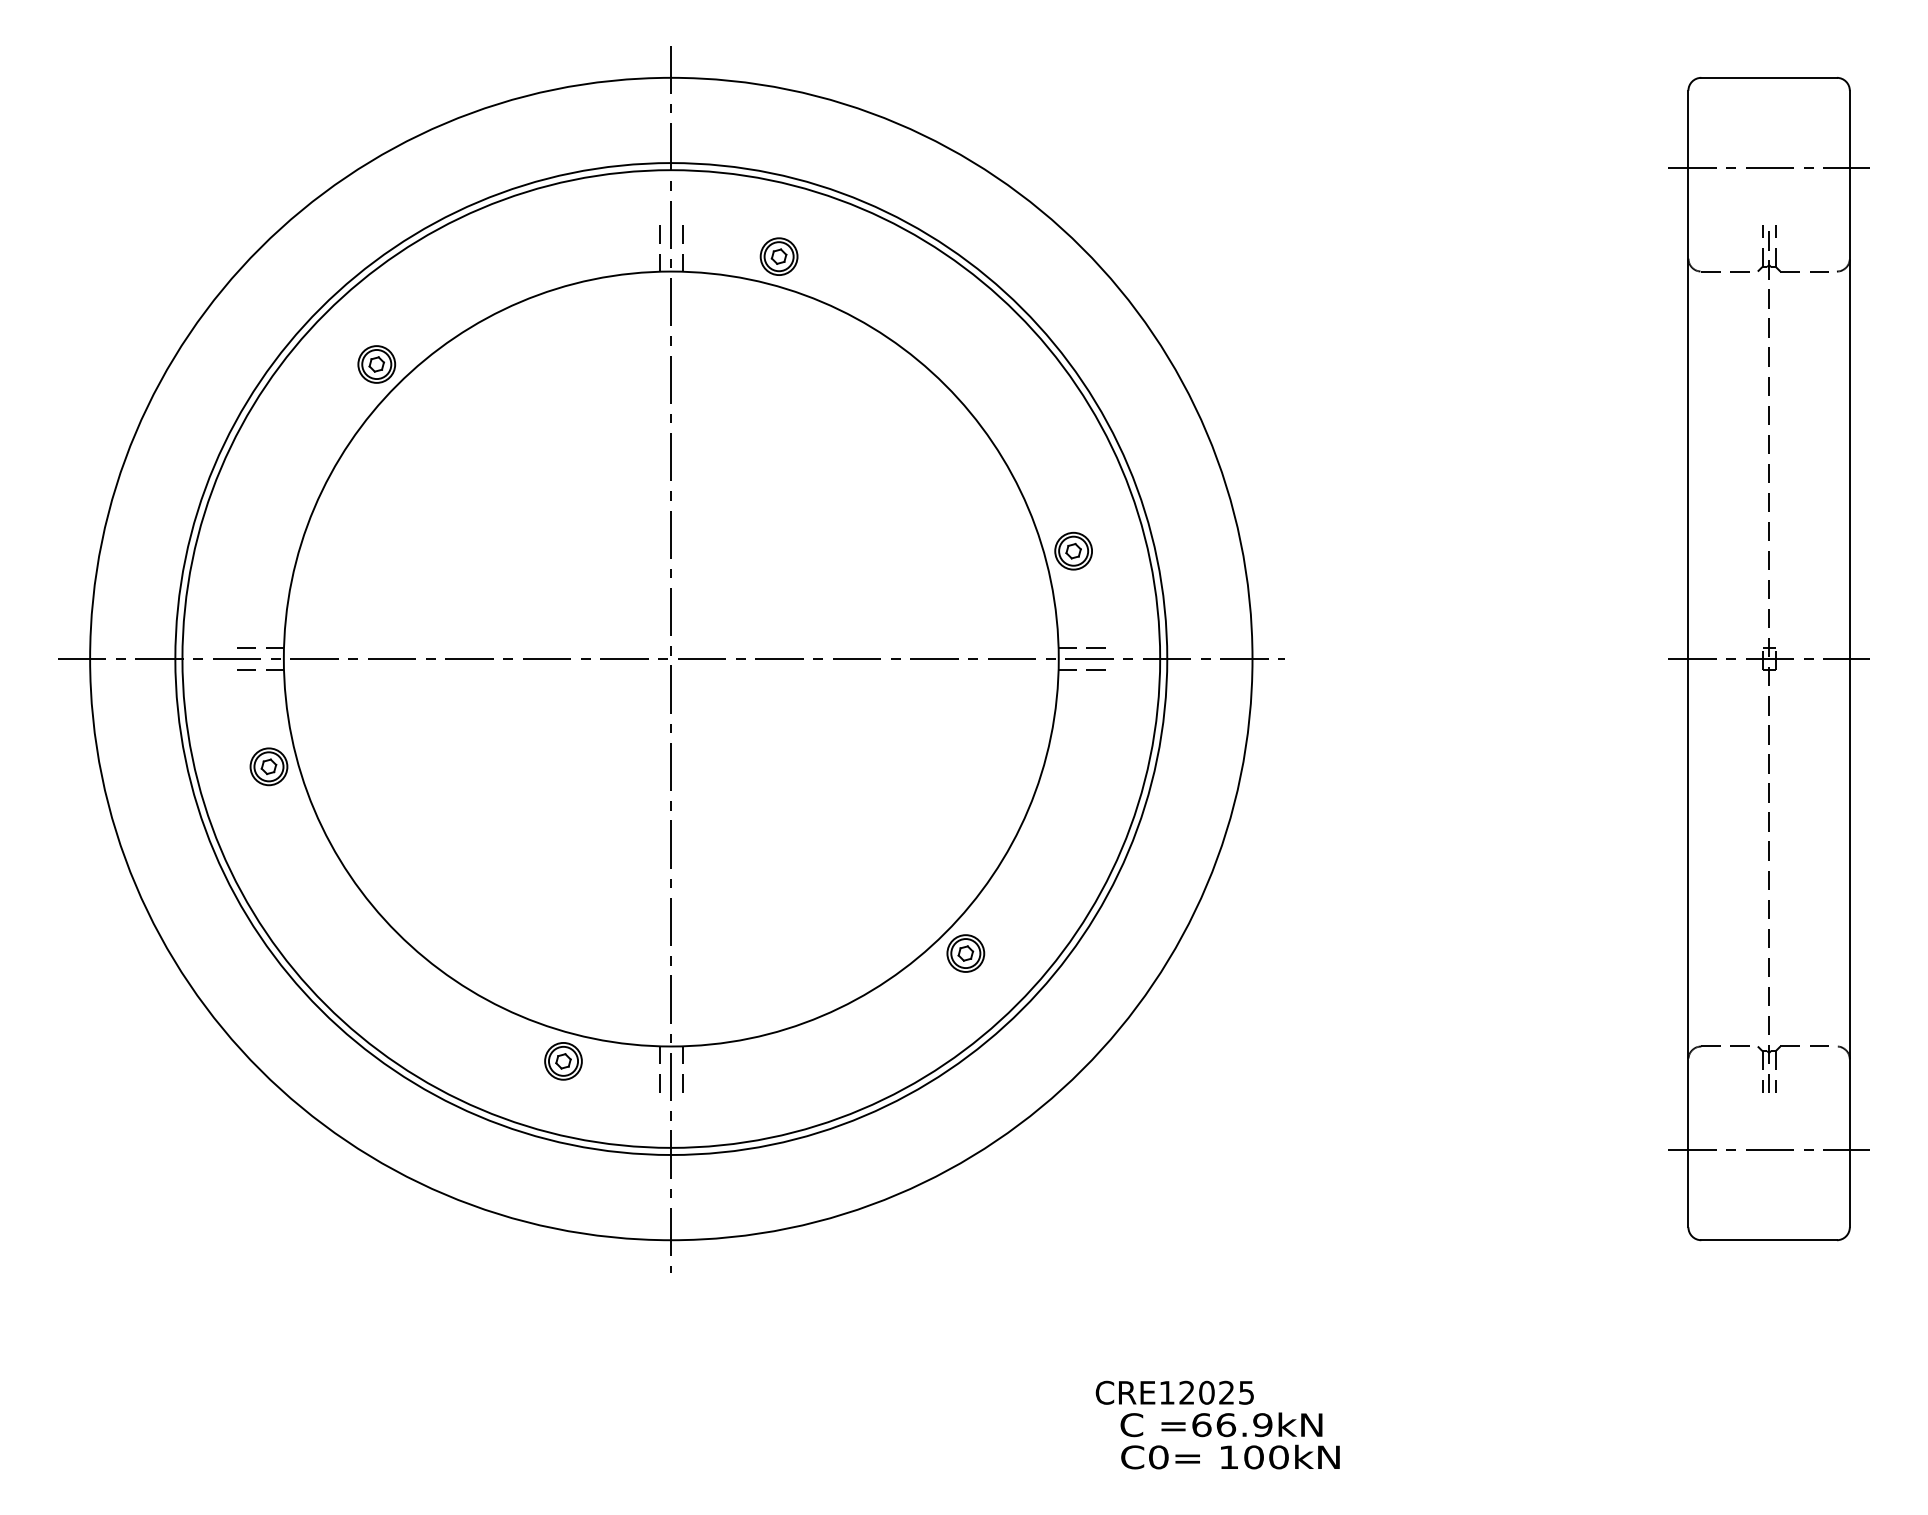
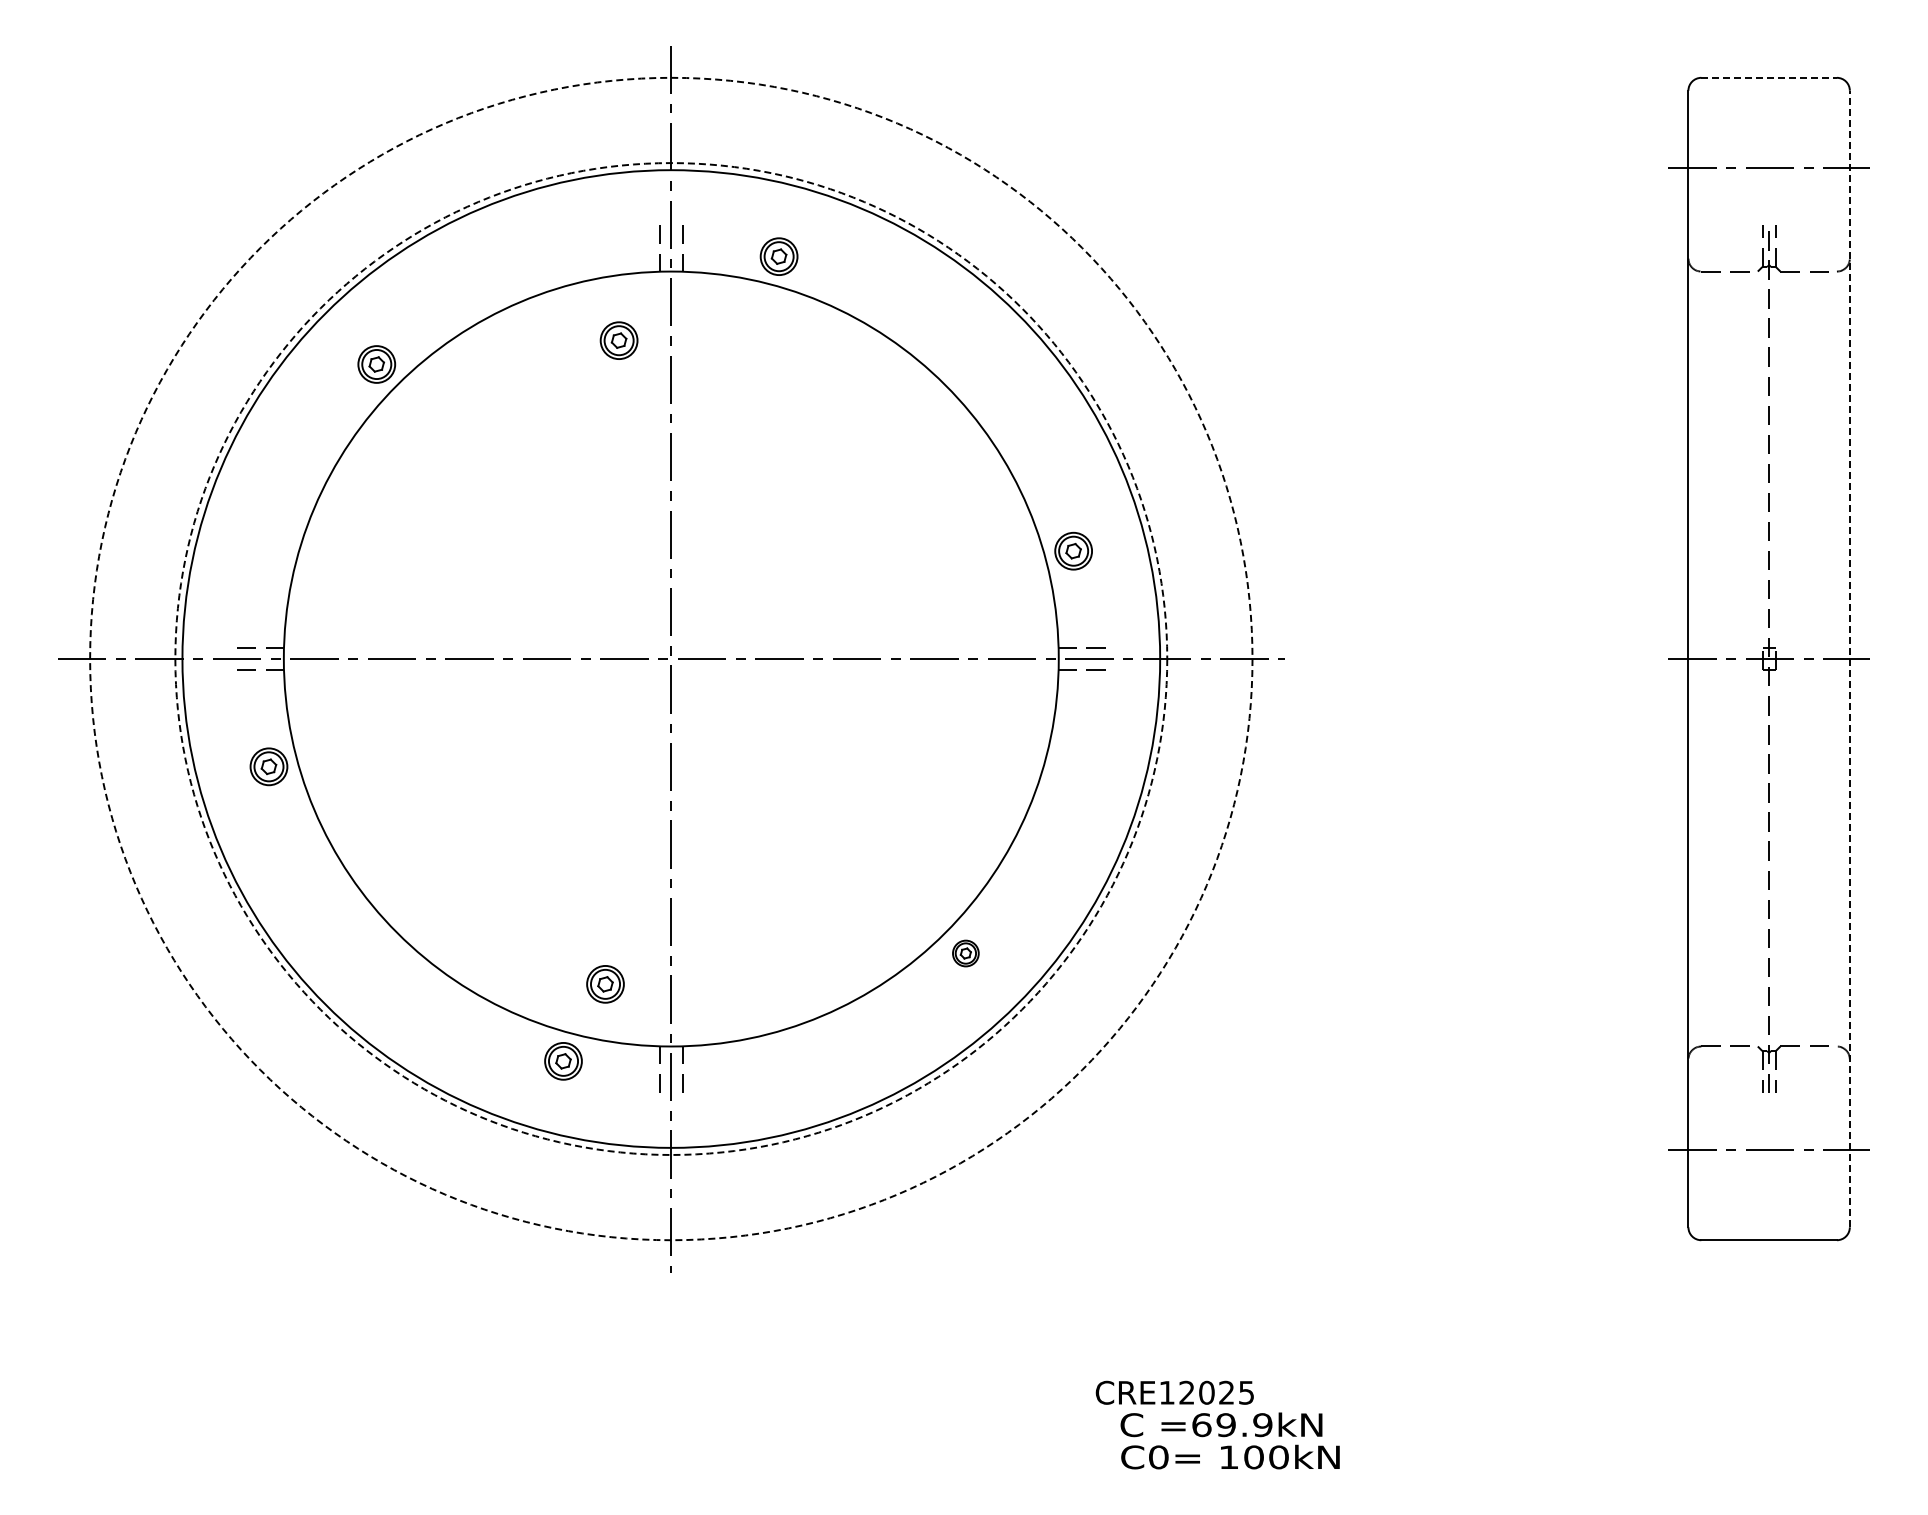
line: solid -> dashed (1769, 77)
part: none -> present (618, 340)
circle: solid -> dashed (671, 658)
circle: solid -> dashed (671, 658)
line: solid -> dashed (1849, 658)
part size: 40x39 px -> 28x29 px (965, 953)
part: none -> present (605, 984)
text: =66.9kN -> =69.9kN (1226, 1425)
